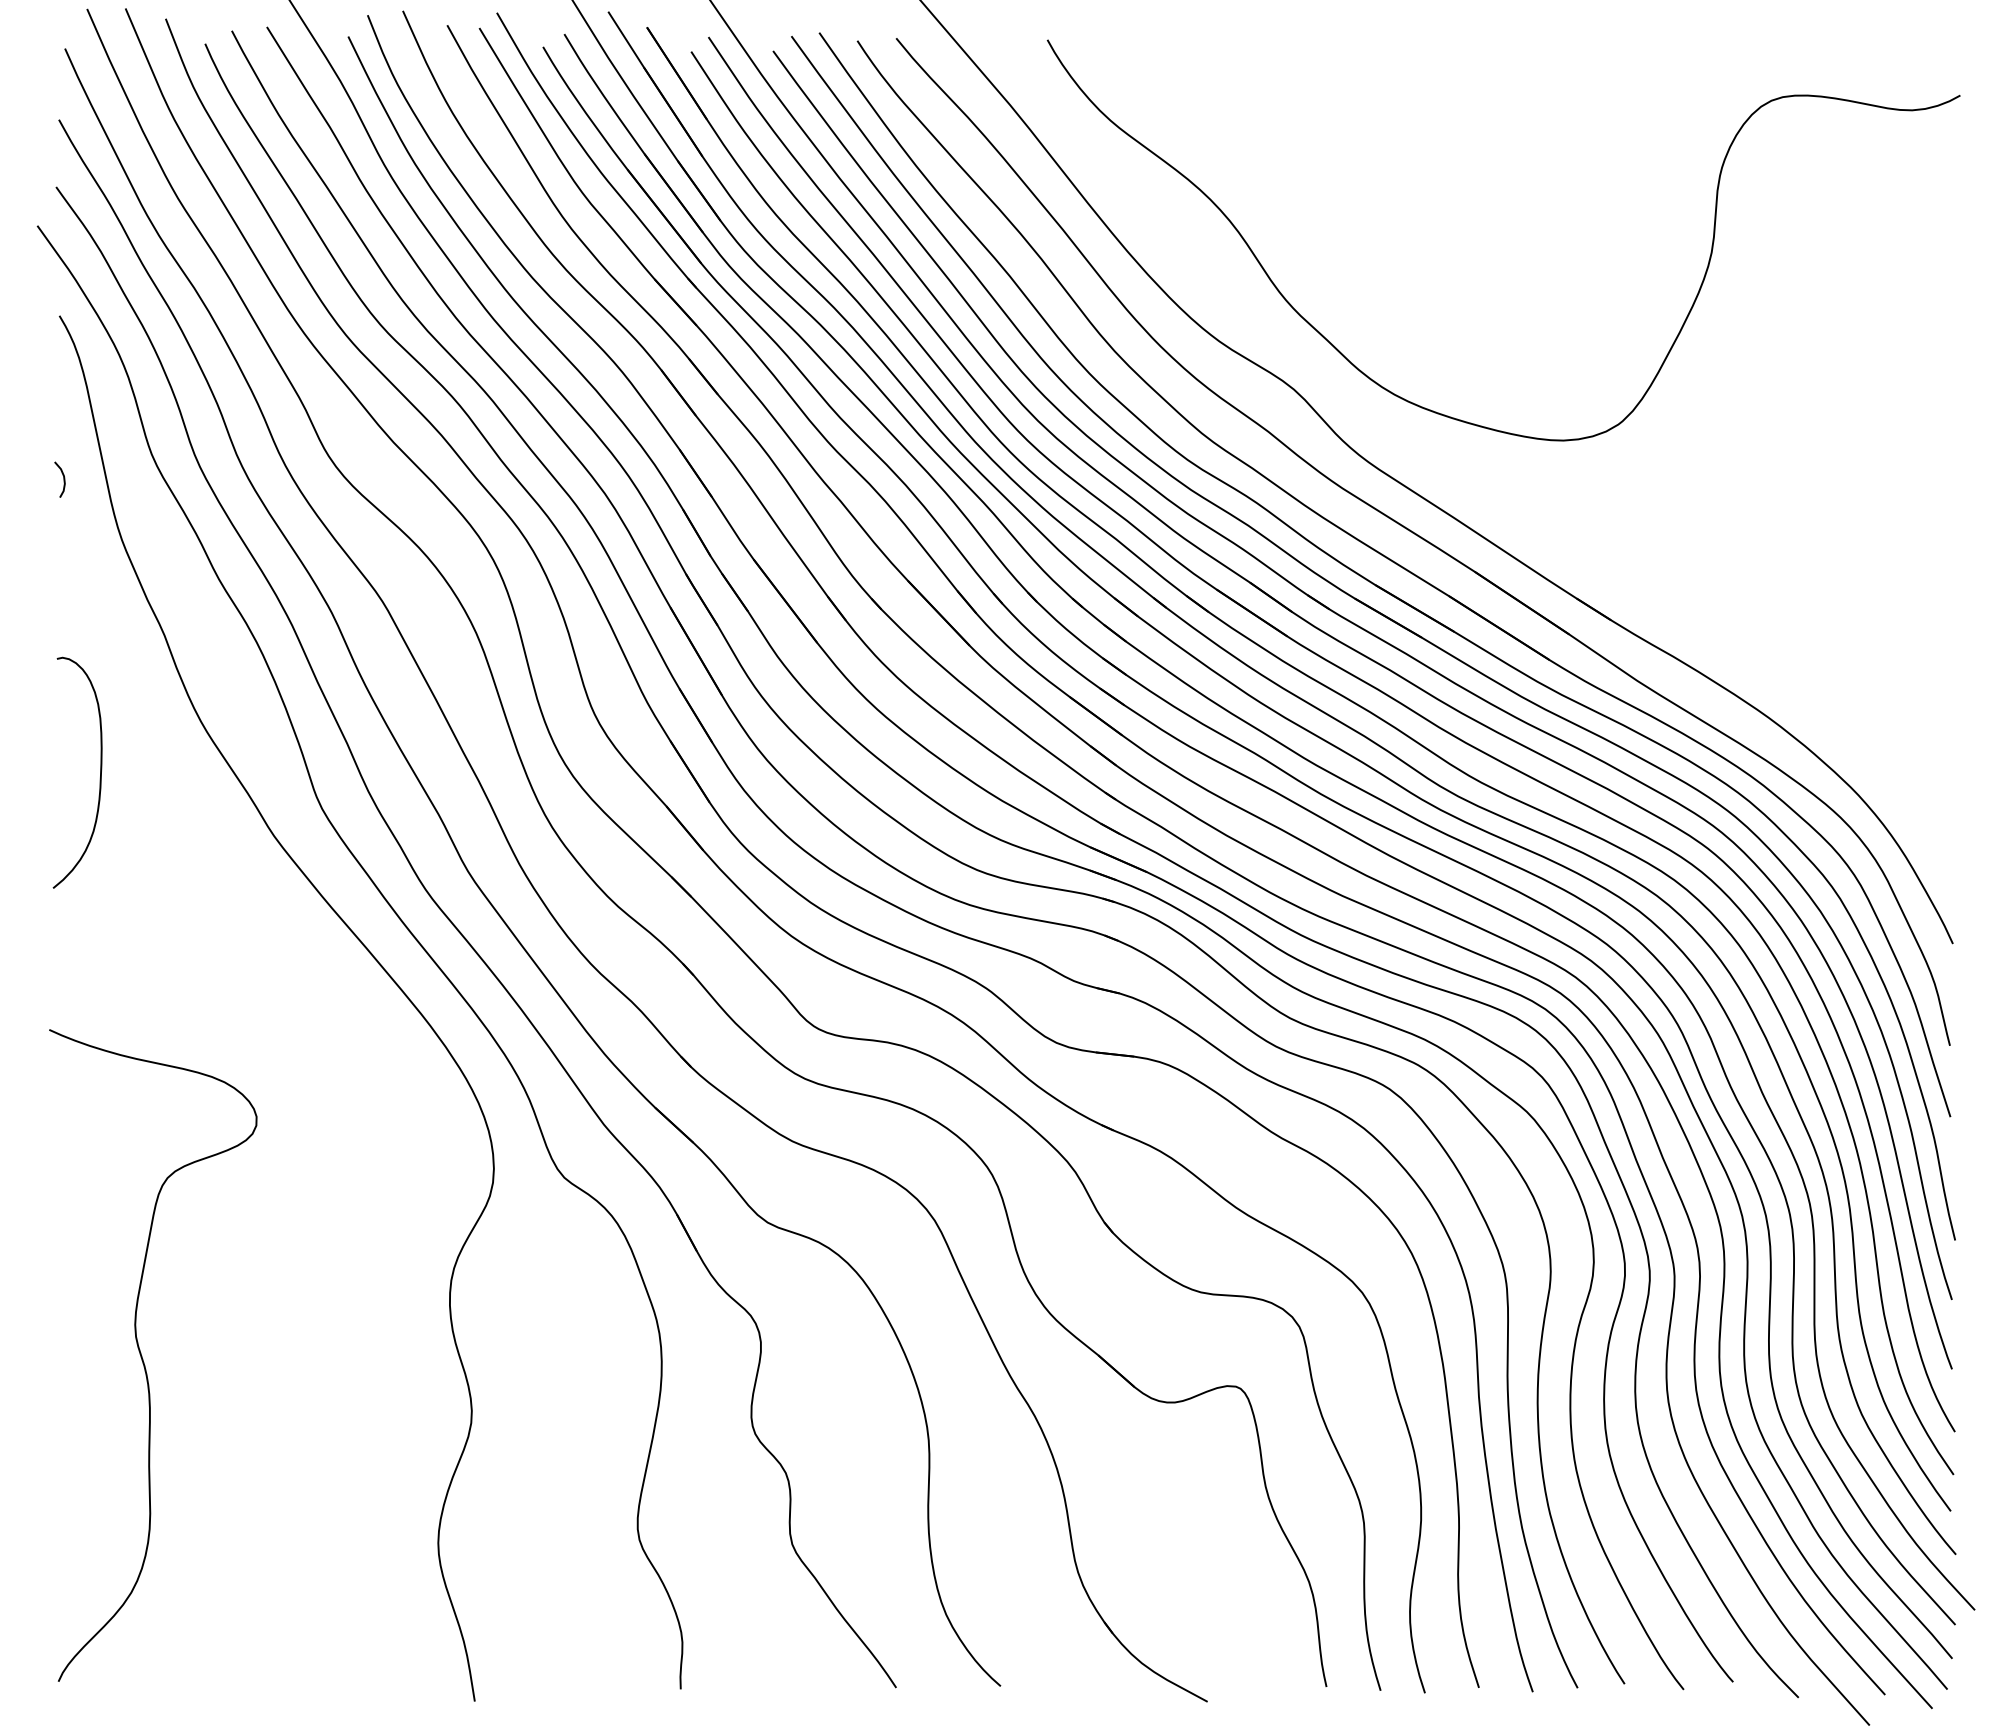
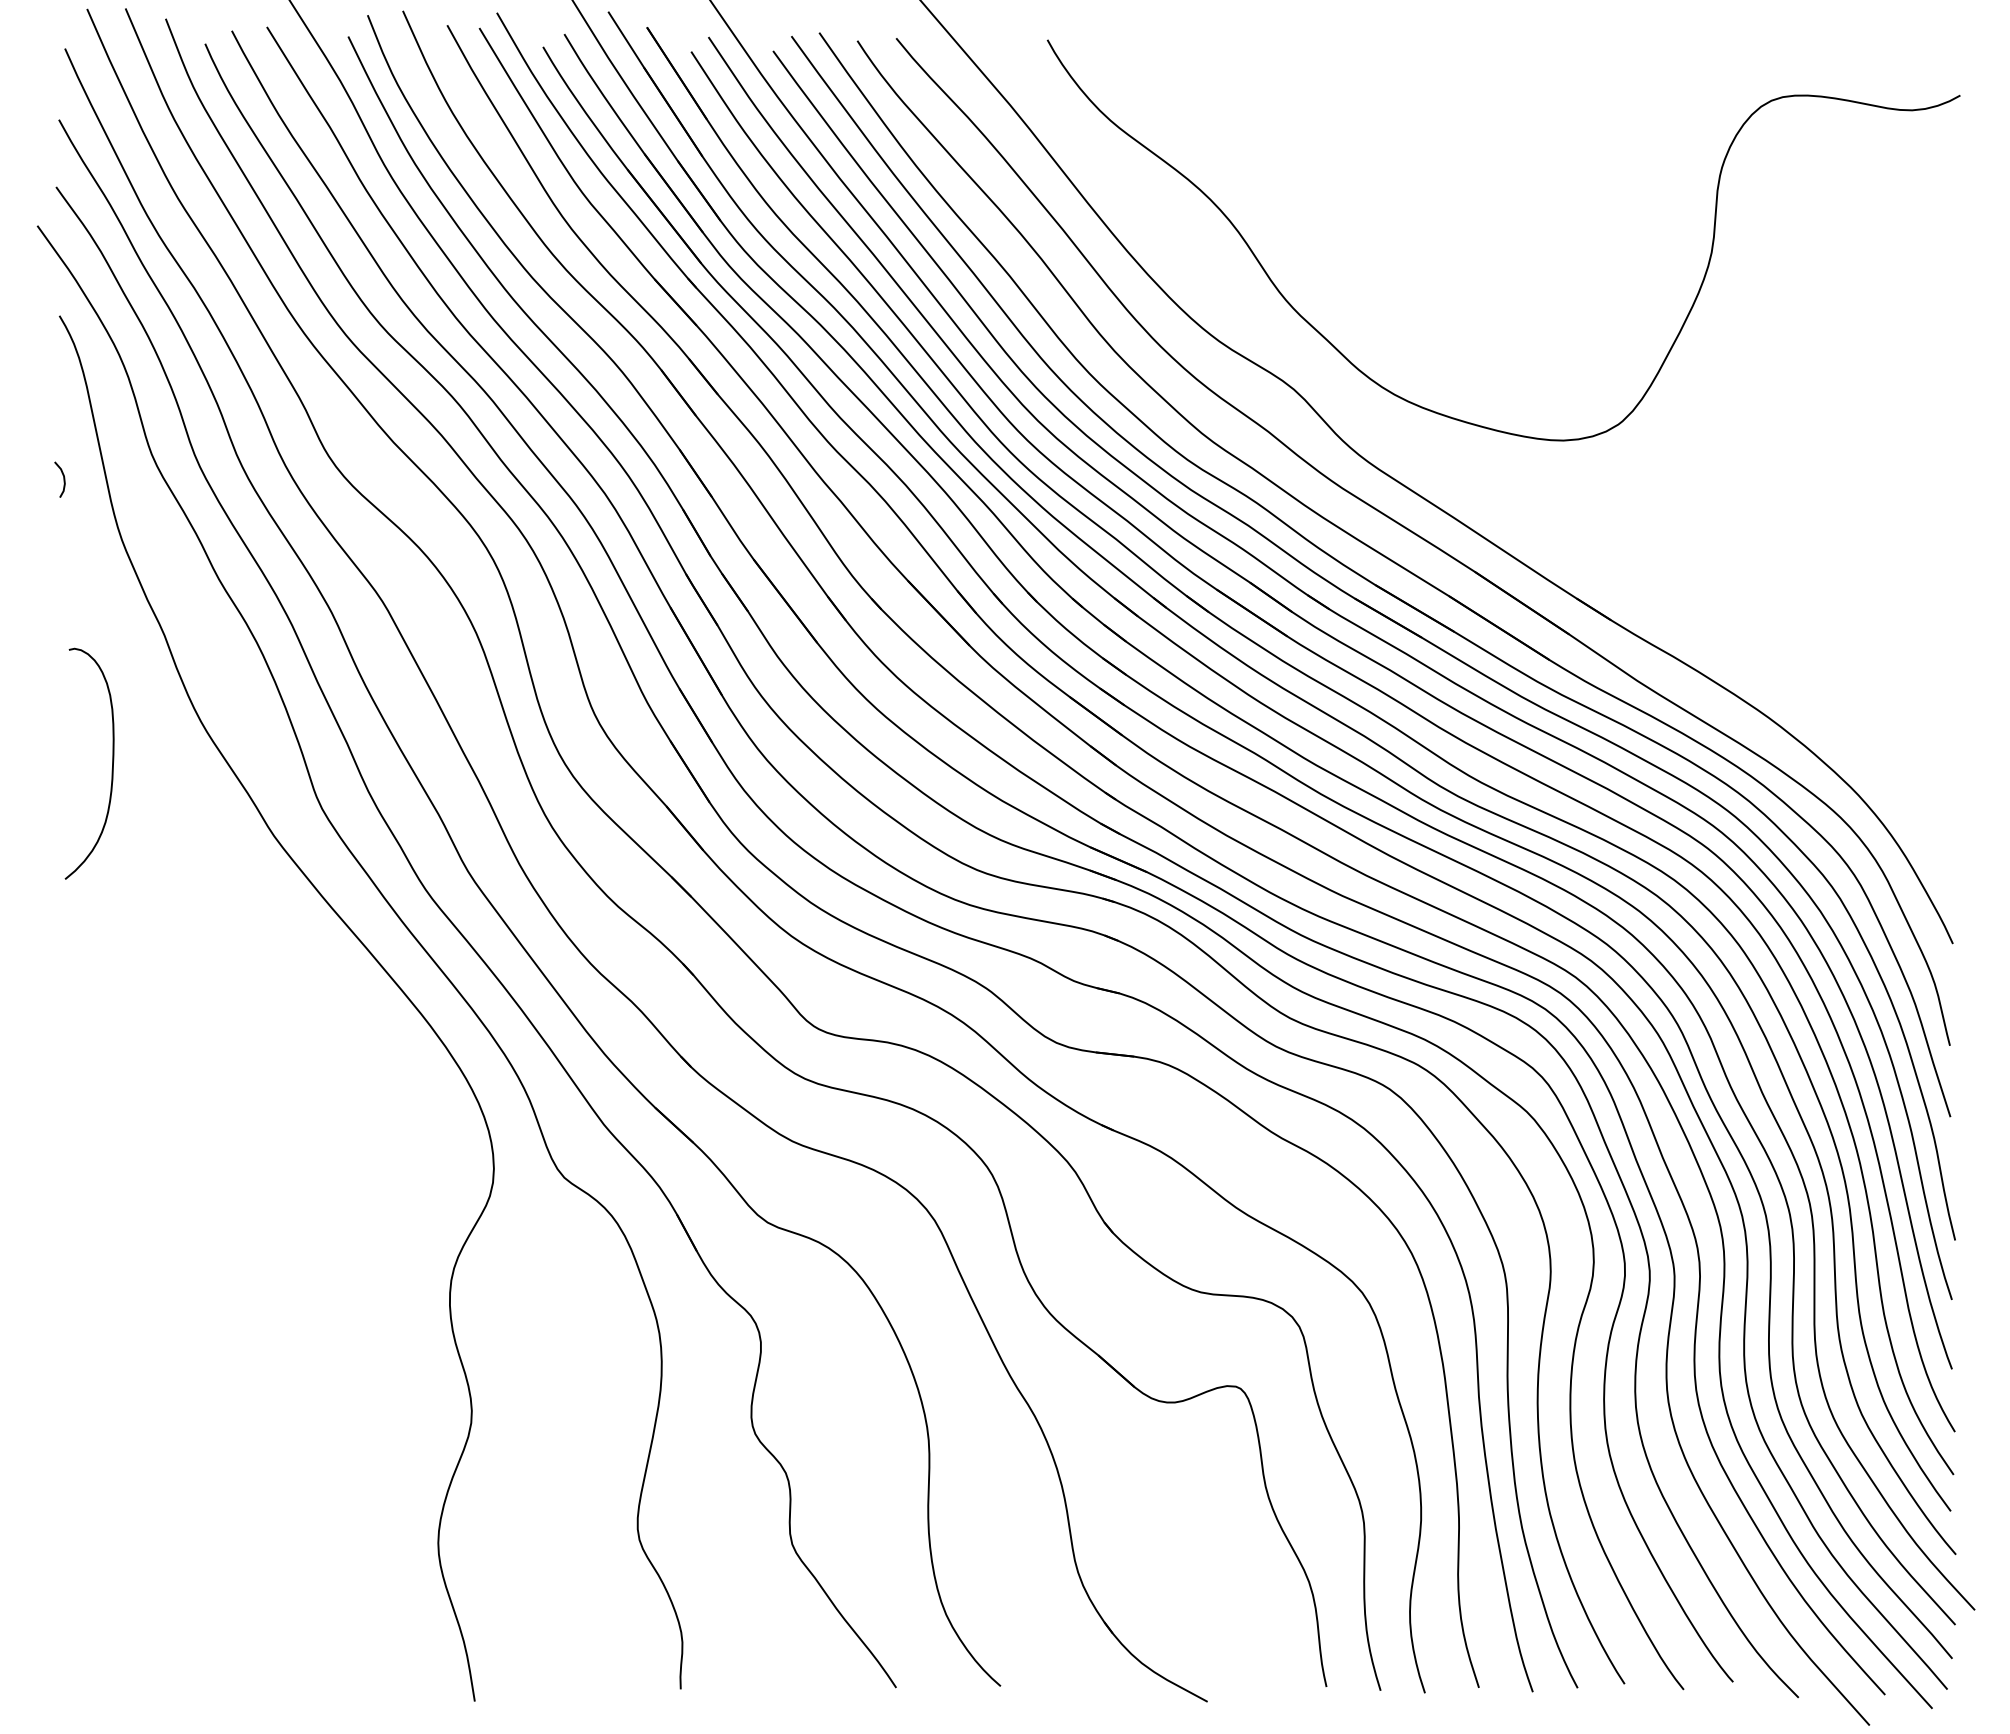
curve position: (99, 778) -> (111, 769) (111, 769)
curve: present -> none (143, 1359)
